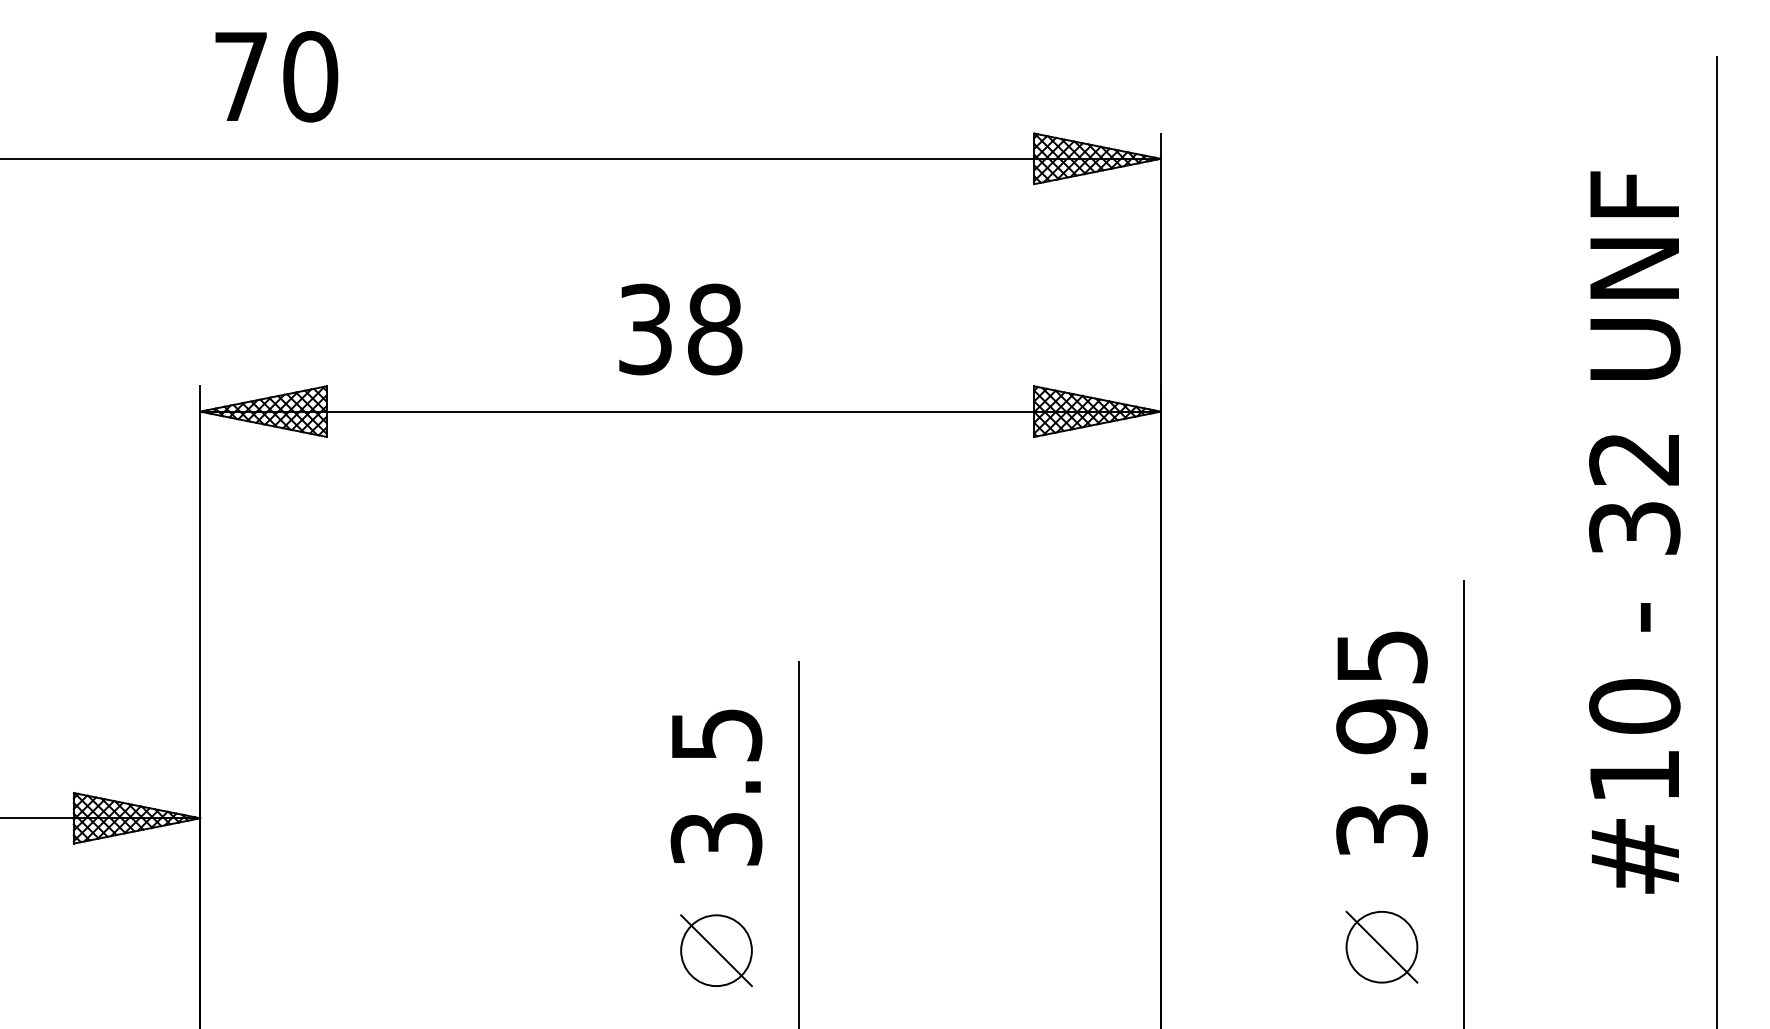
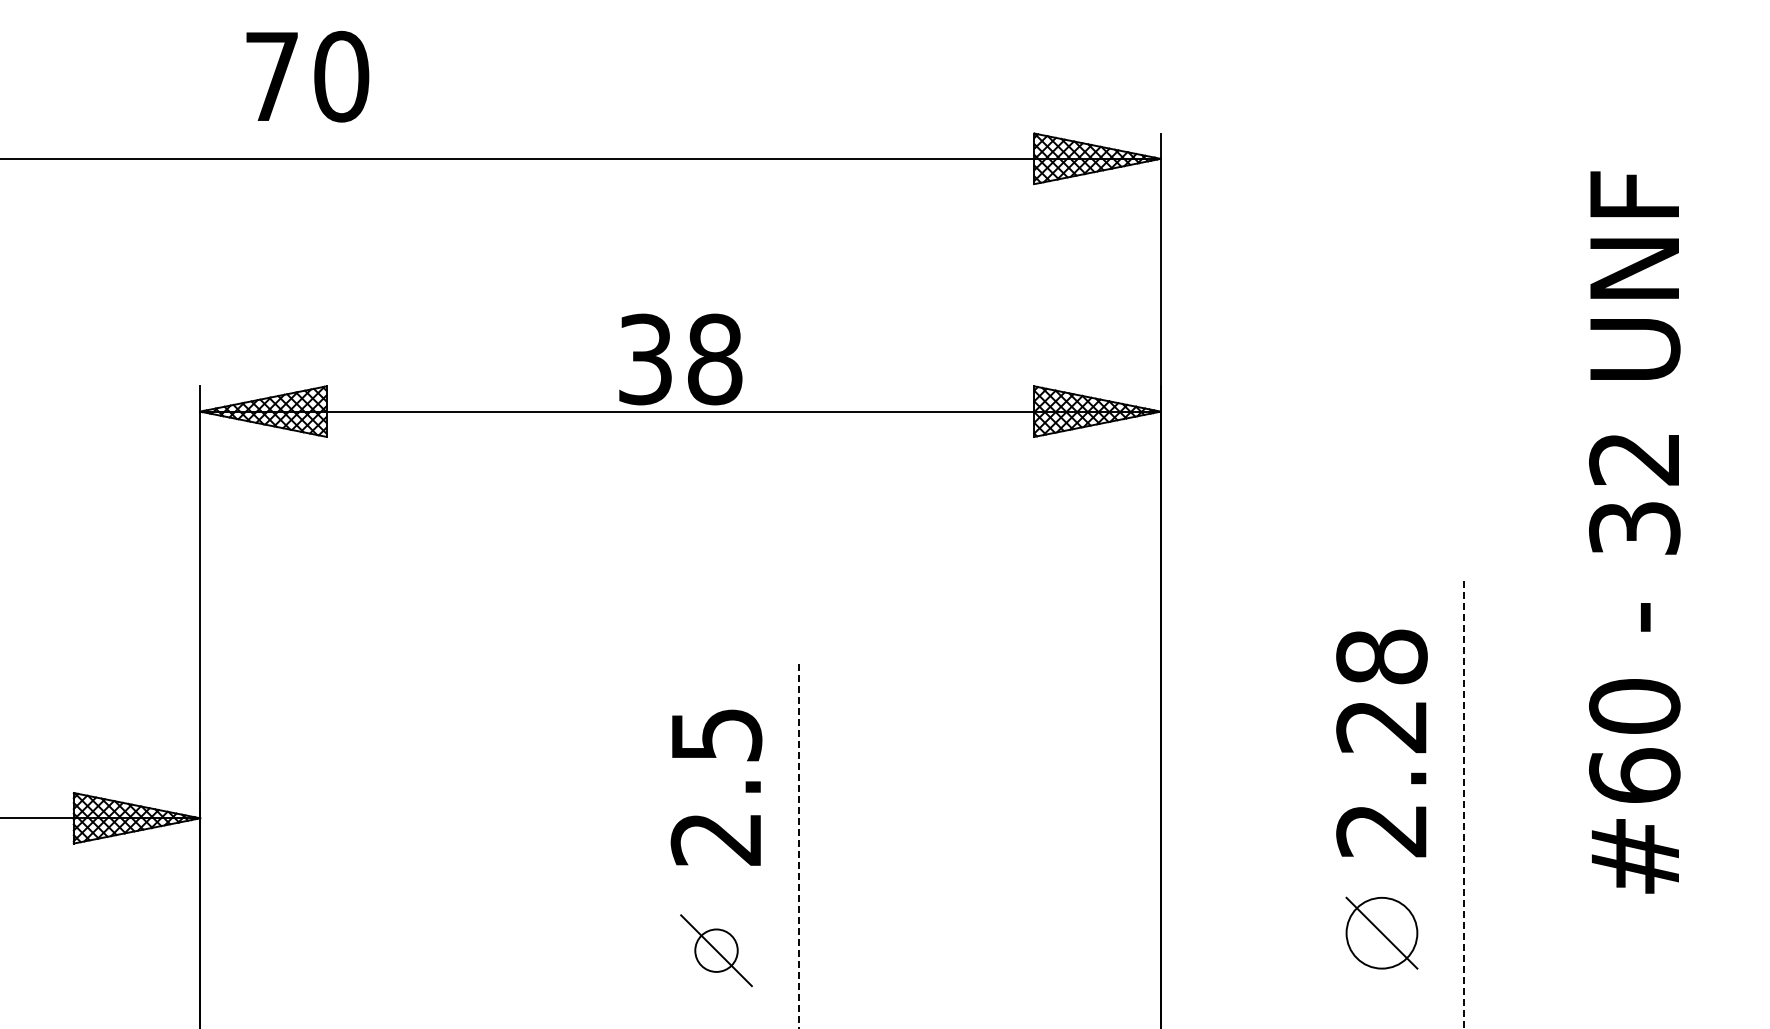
text position: (276, 76) -> (307, 76) (307, 76)
text position: (680, 329) -> (680, 359) (680, 359)
line: present -> none (1716, 541)
text: 3.95 -> 2.28 (1381, 743)
text: #10 -> #60 (1634, 775)
line: solid -> dashed (1464, 805)
text: 3.5 -> 2.5 (716, 839)
line: solid -> dashed (798, 845)
part position: (1381, 946) -> (1381, 932) (1381, 932)
circle diameter: 71 px -> 42 px (716, 950)
